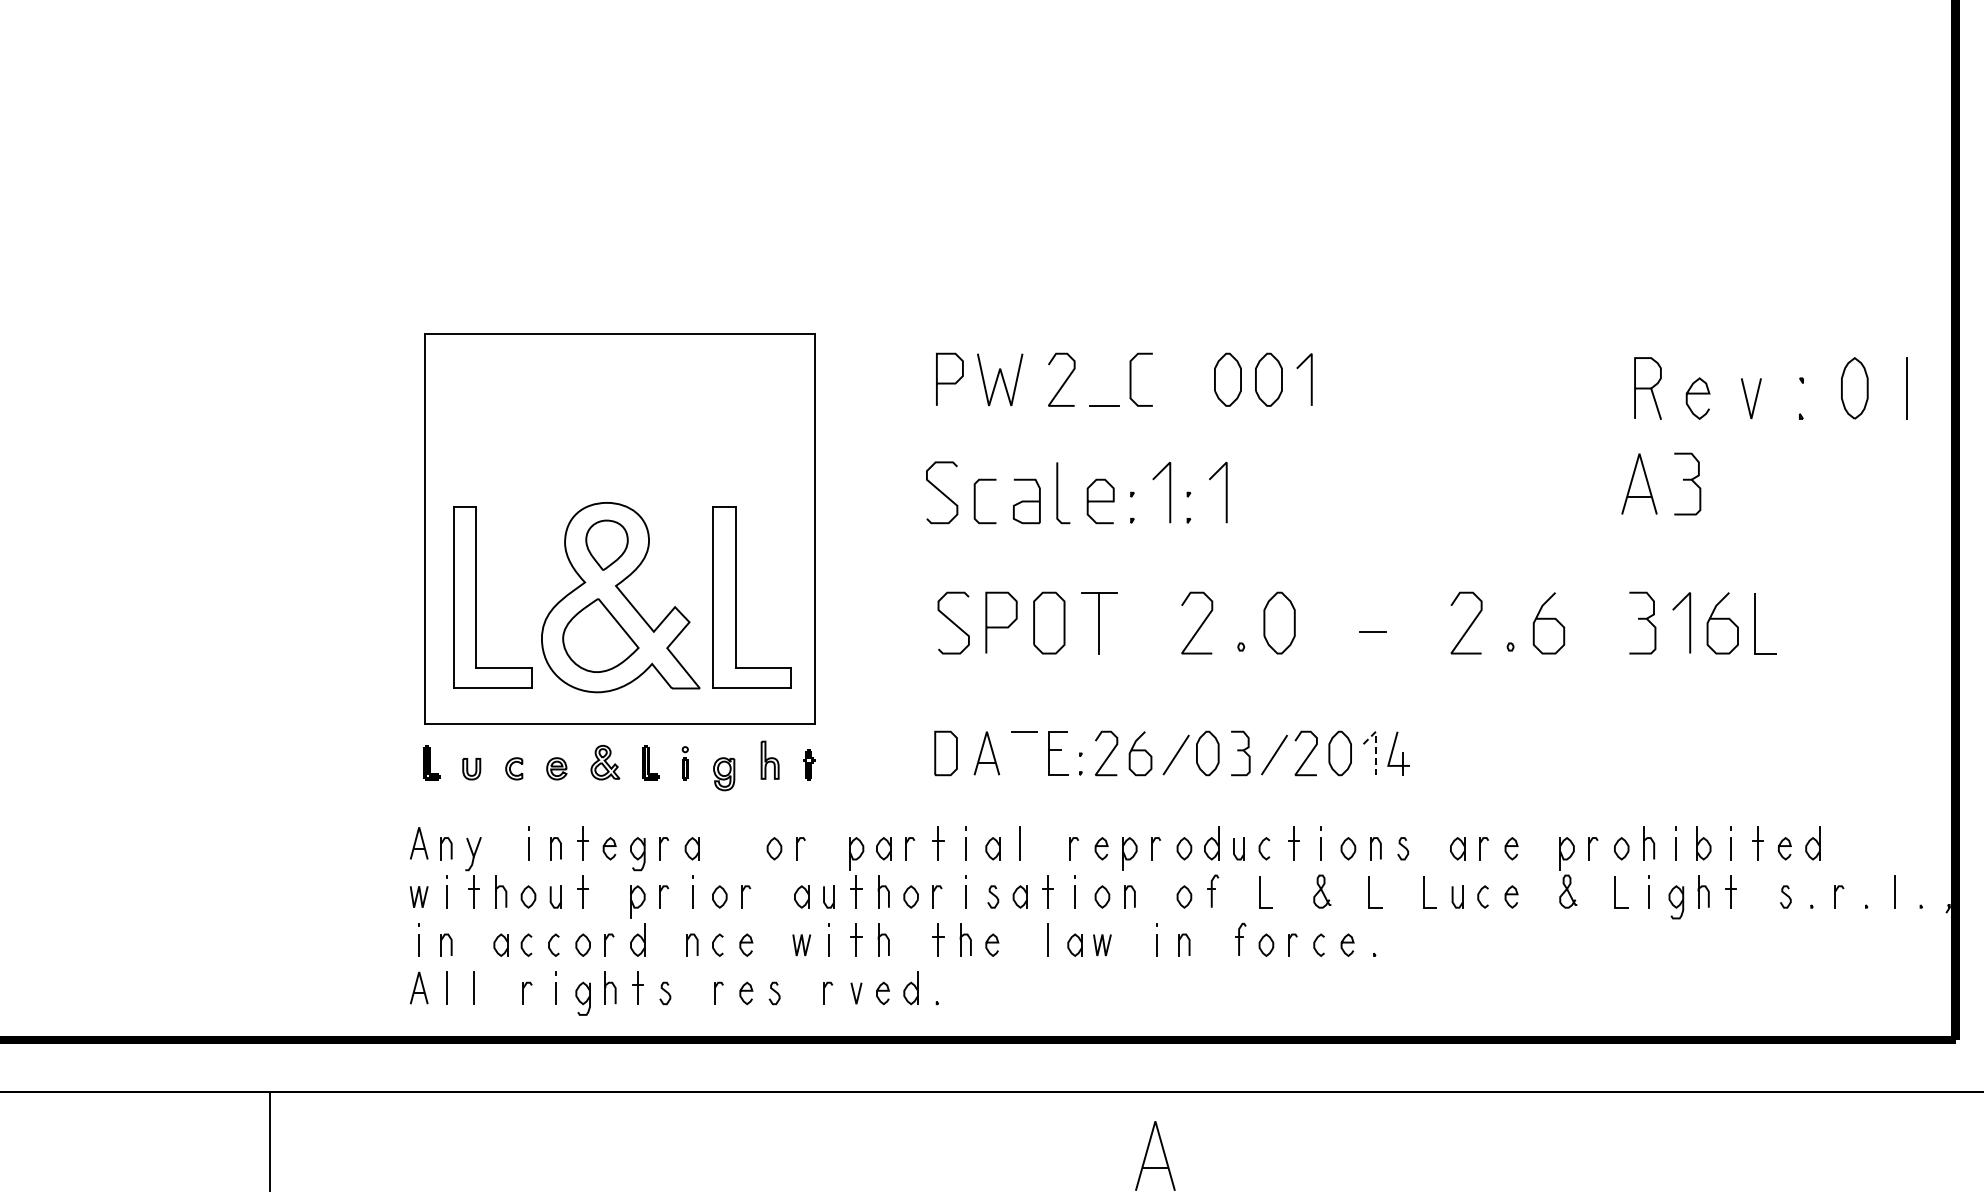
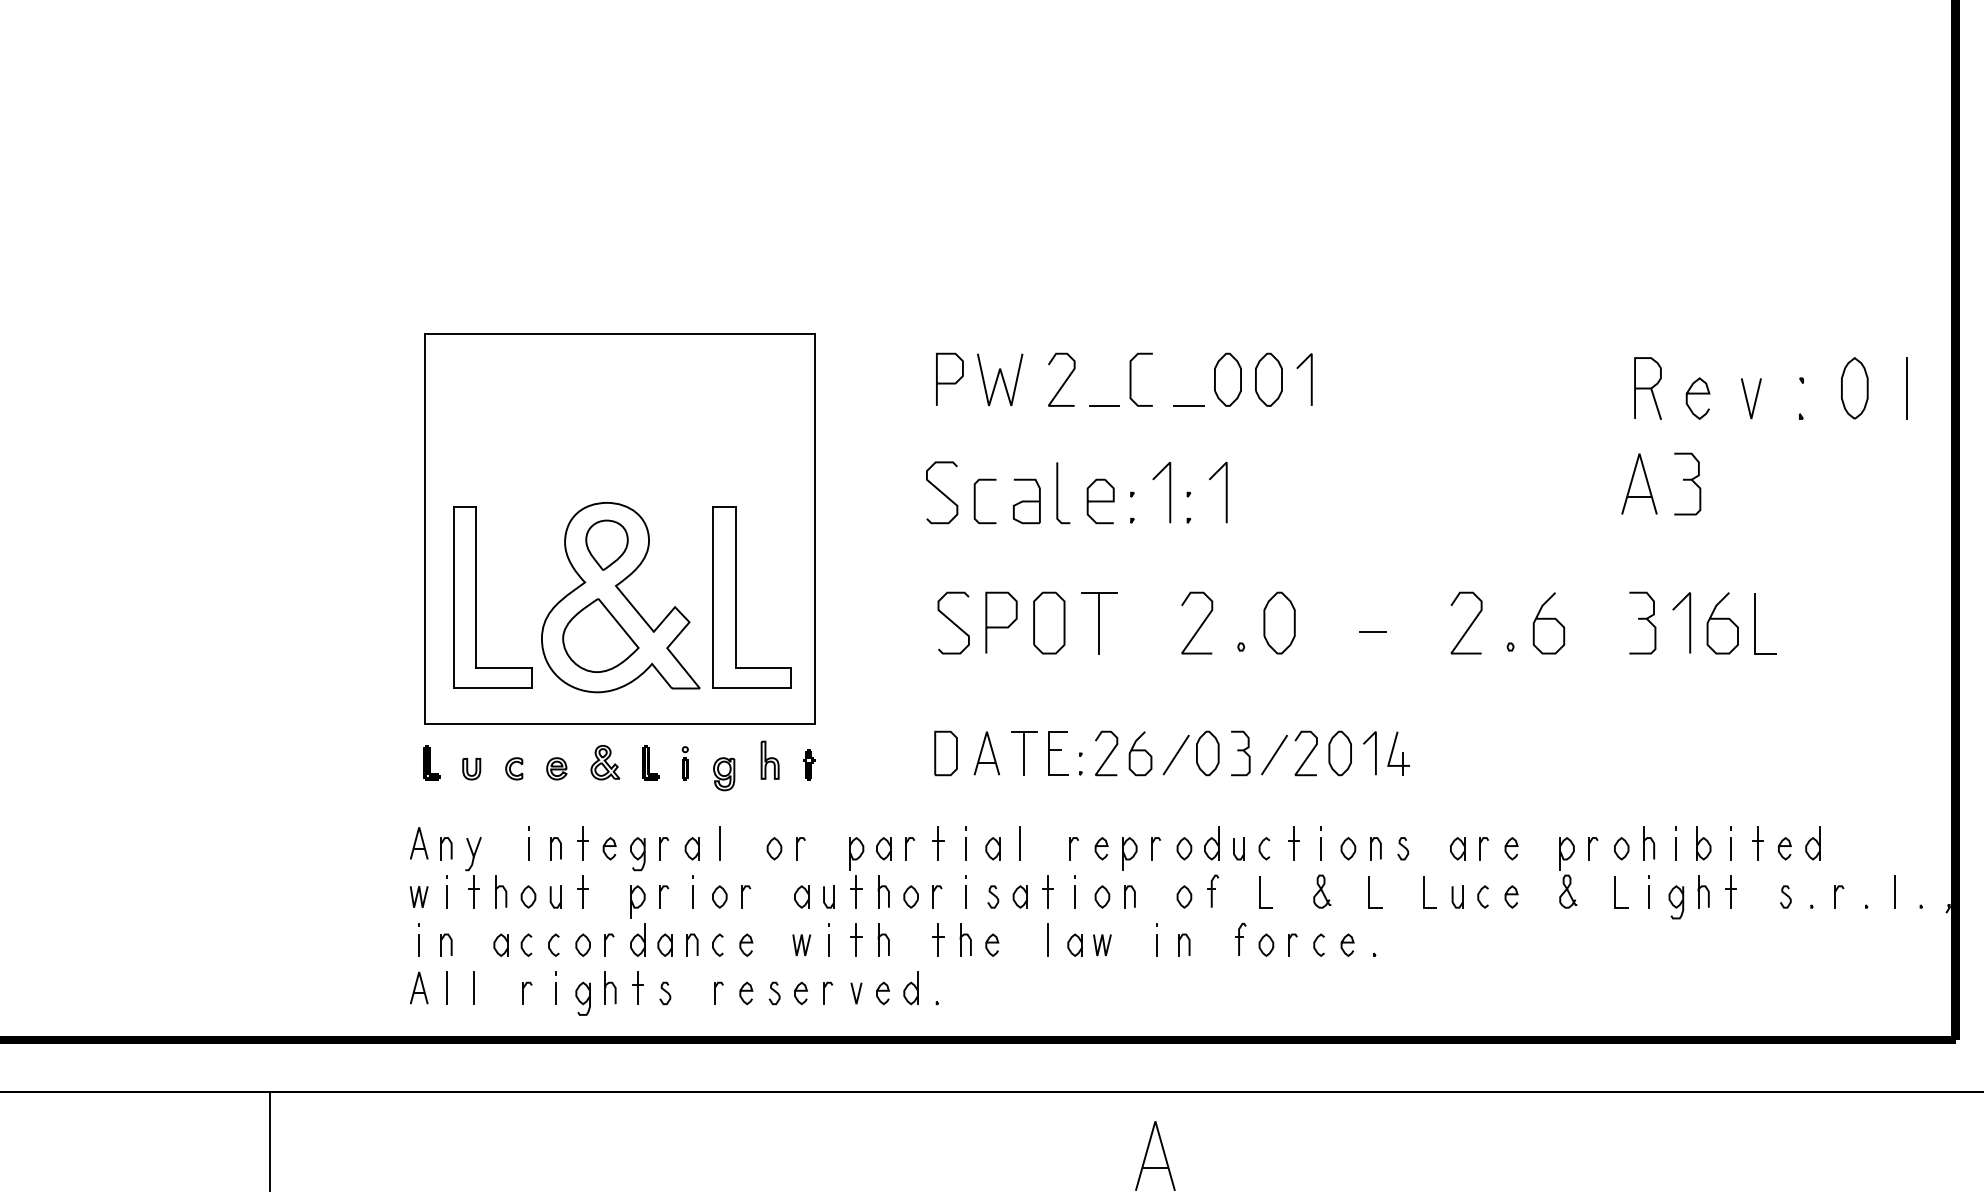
line: none -> present (1188, 405)
line: dashed -> solid (1375, 744)
line: none -> present (1024, 753)
line: none -> present (719, 843)
part: none -> present (664, 944)
curve: none -> present (800, 991)
